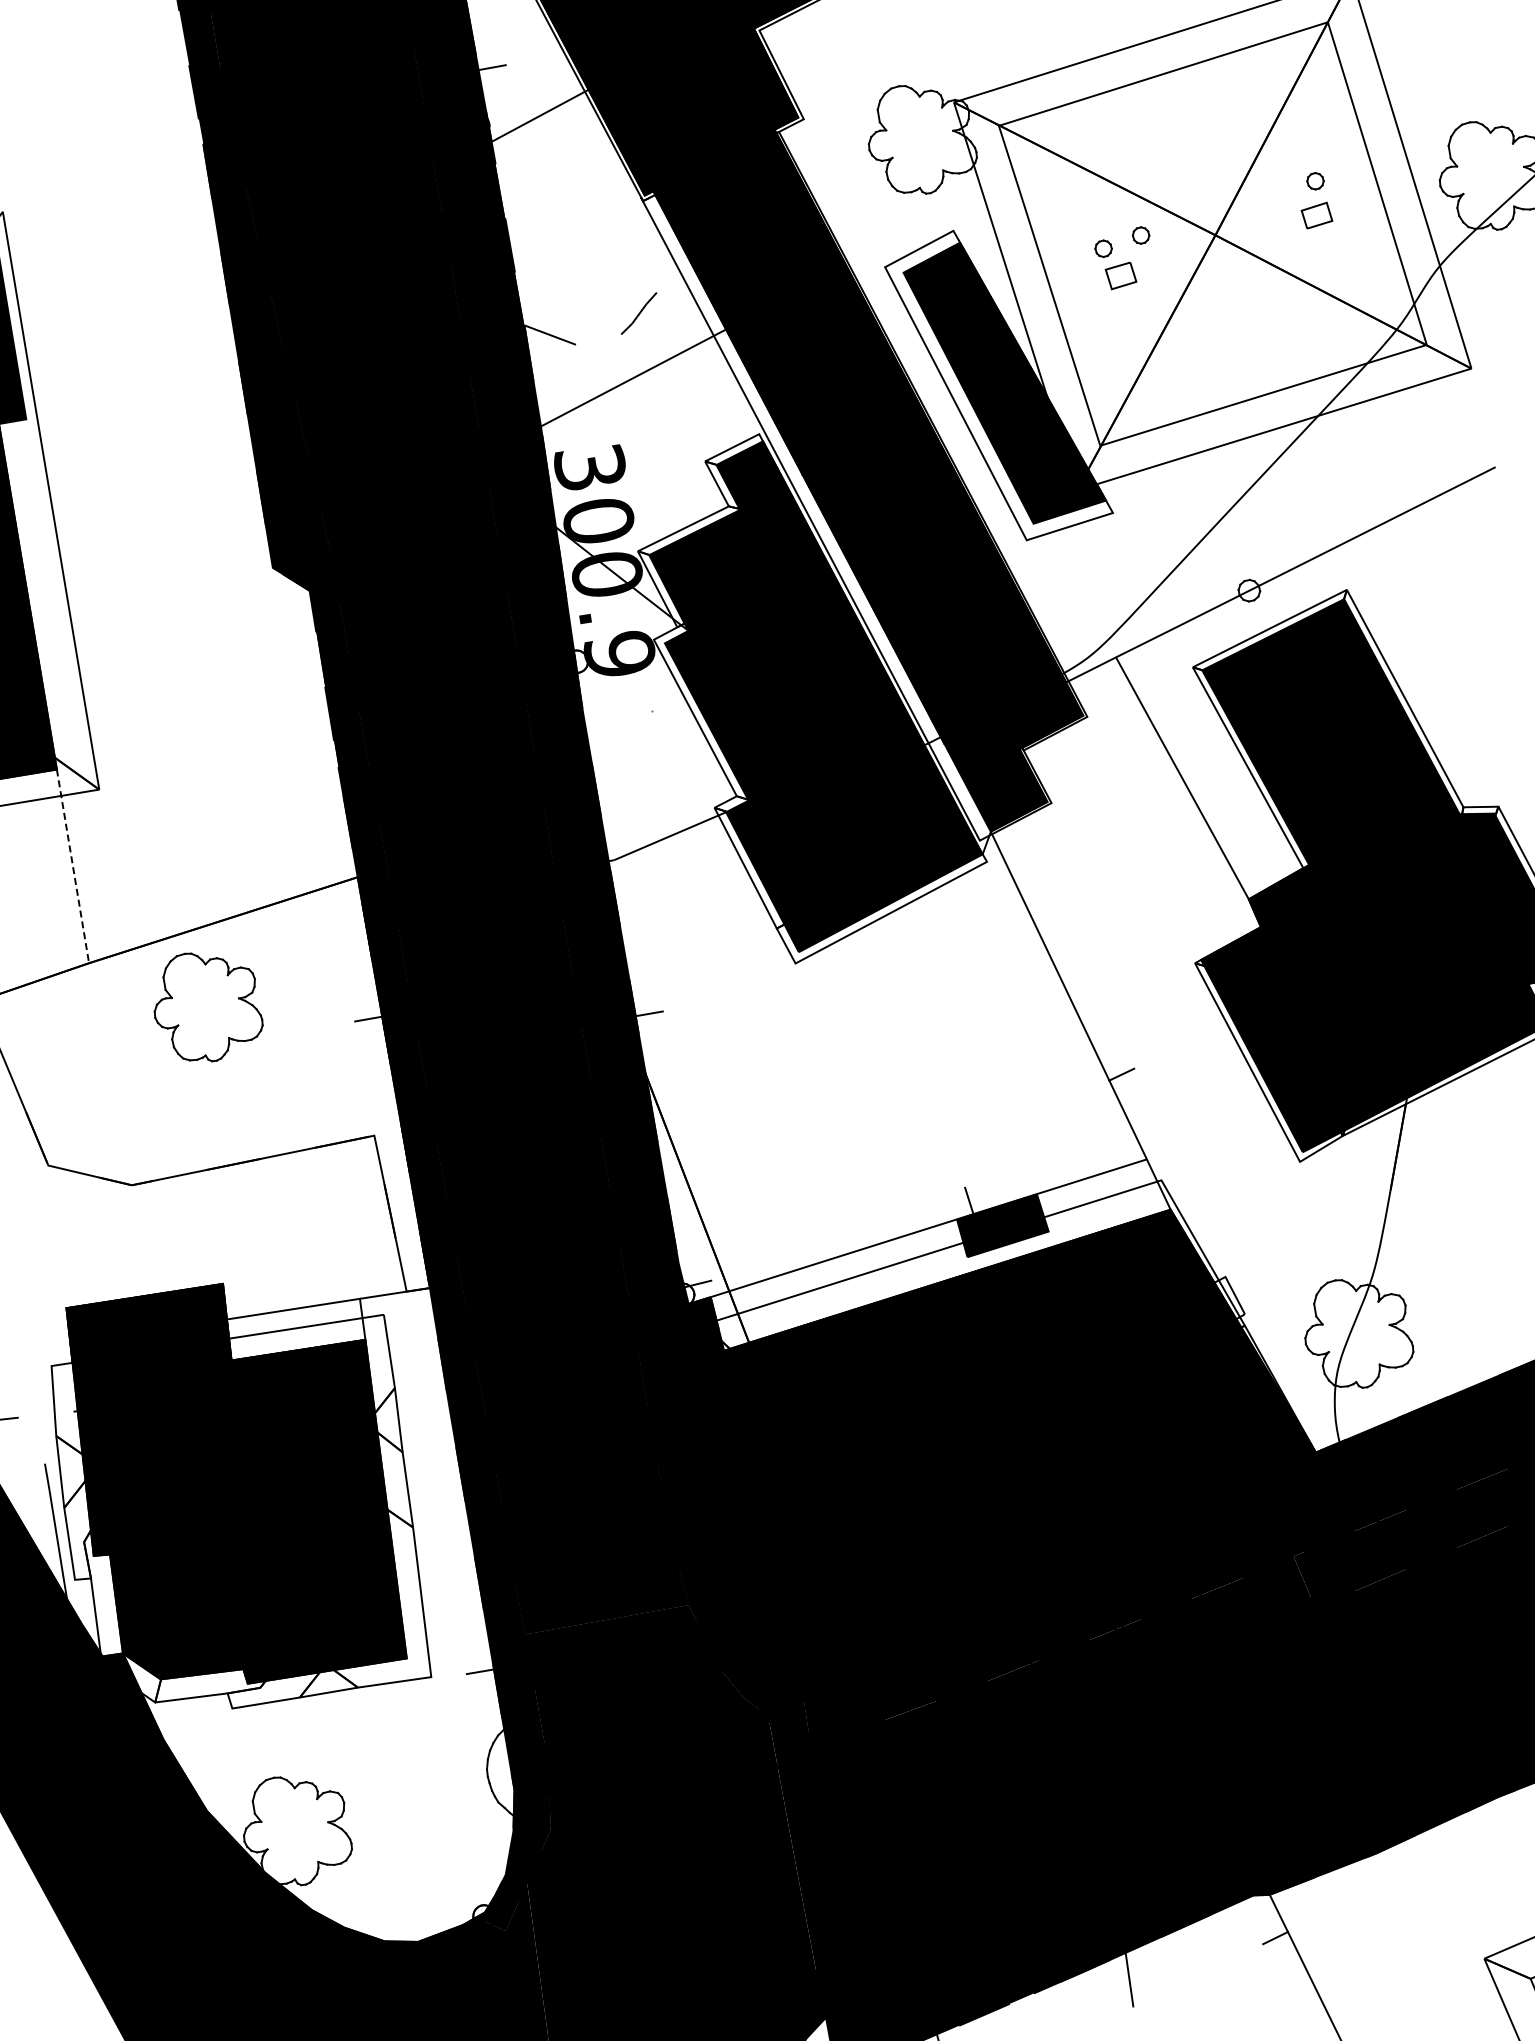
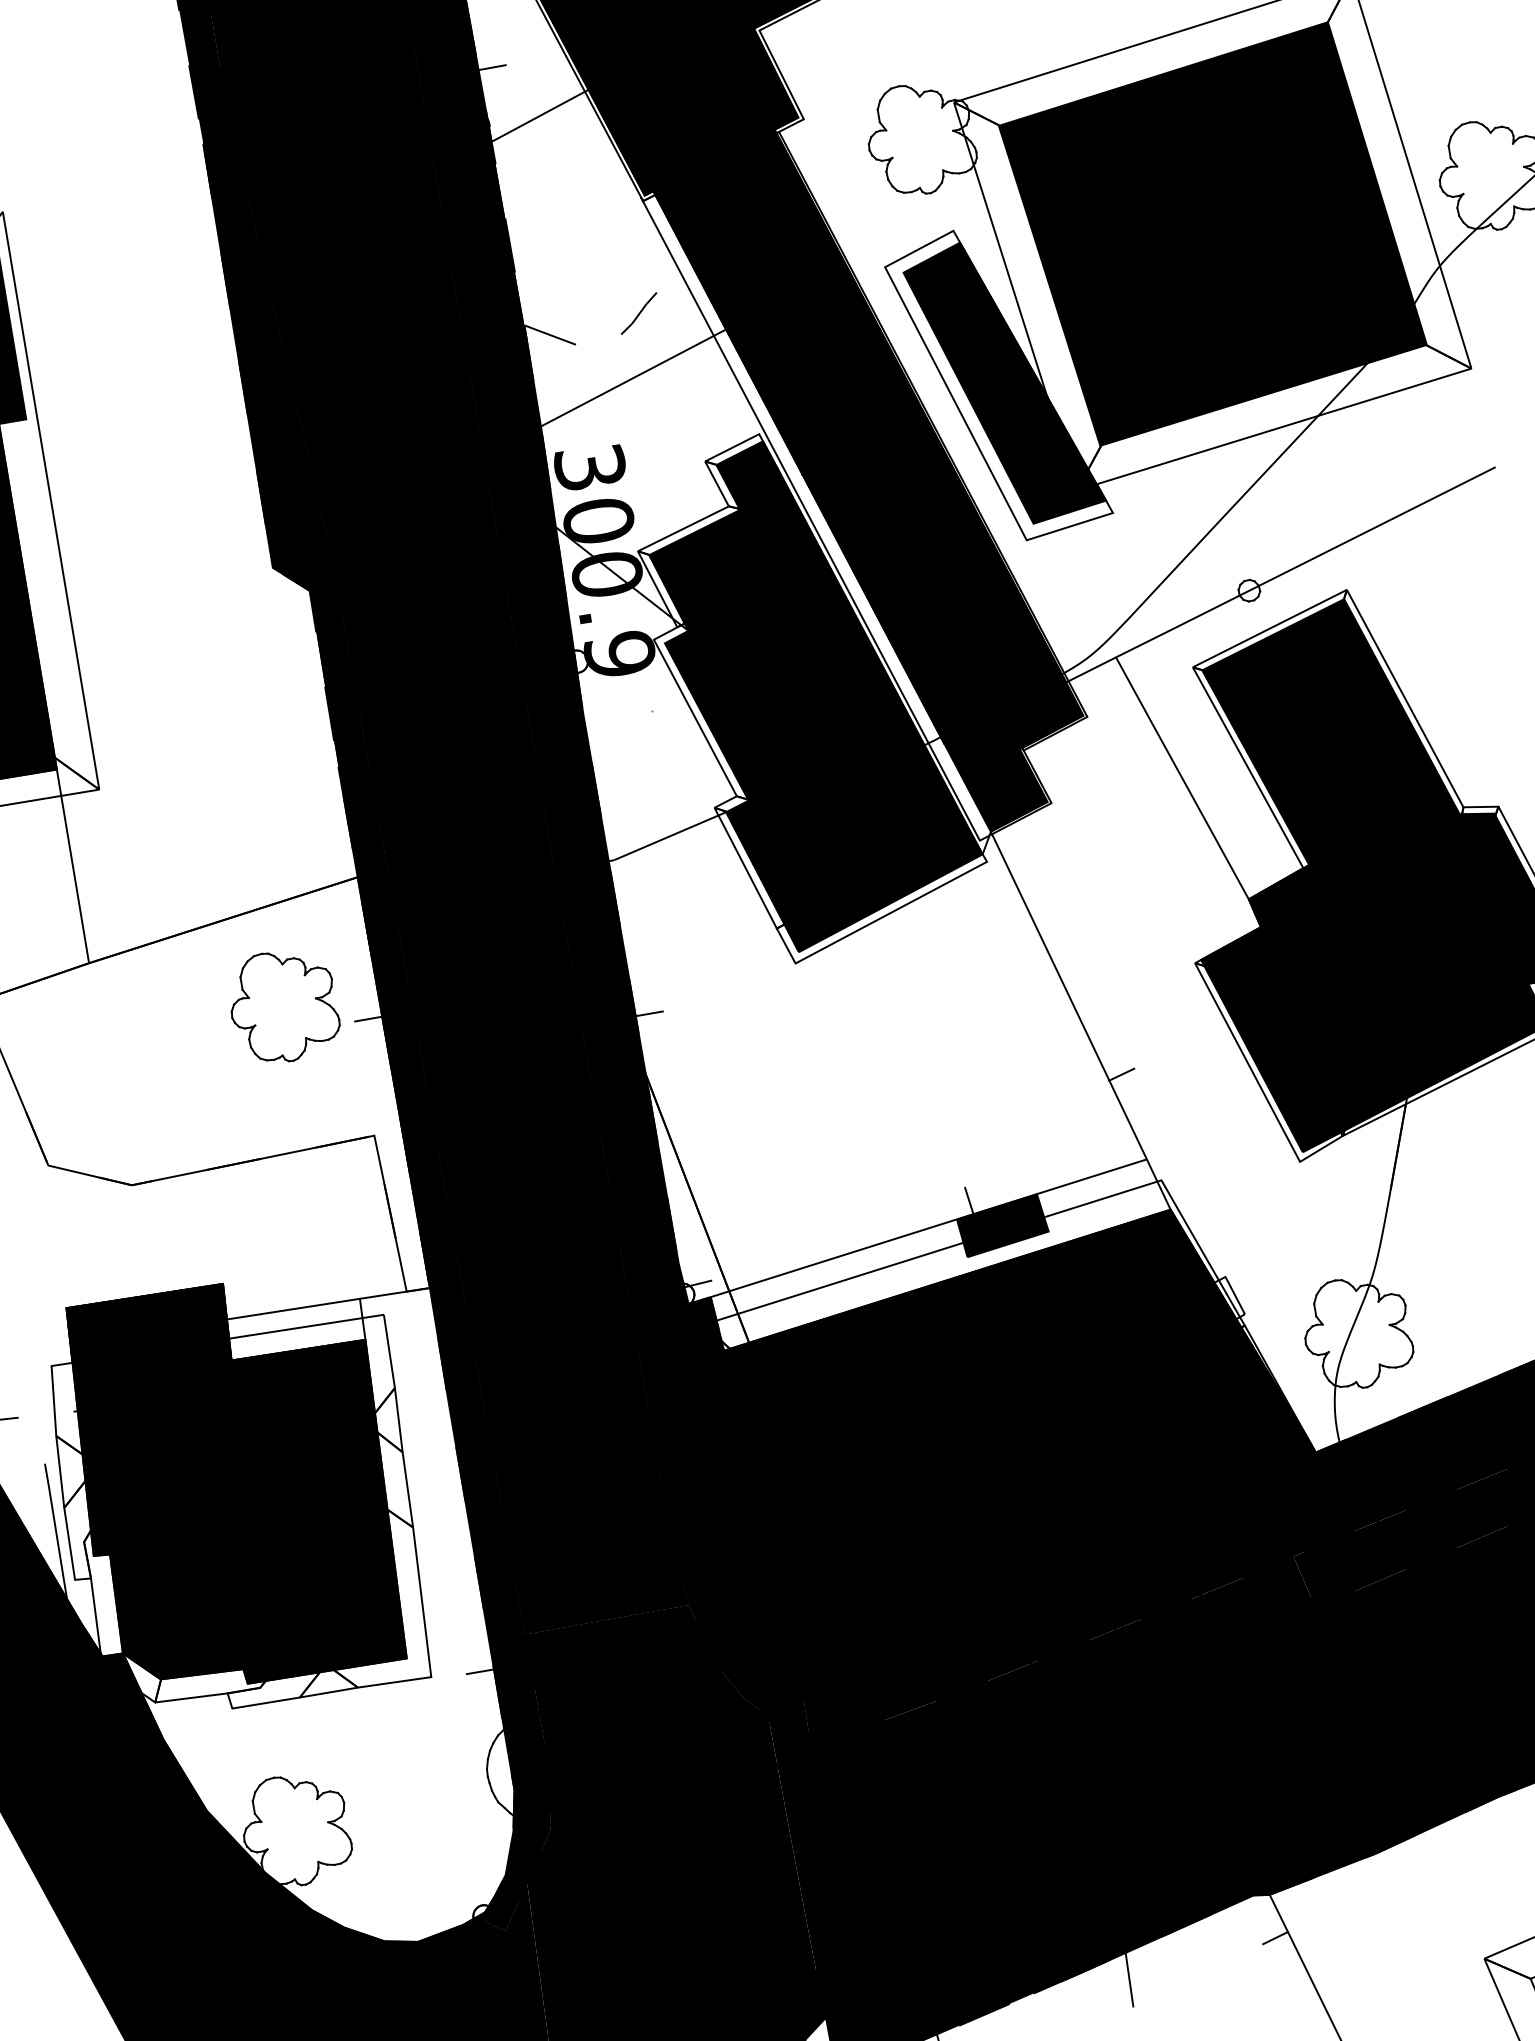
fill: none -> present (1212, 233)
line: dashed -> solid (73, 866)
part position: (208, 1007) -> (285, 1007) (285, 1007)
